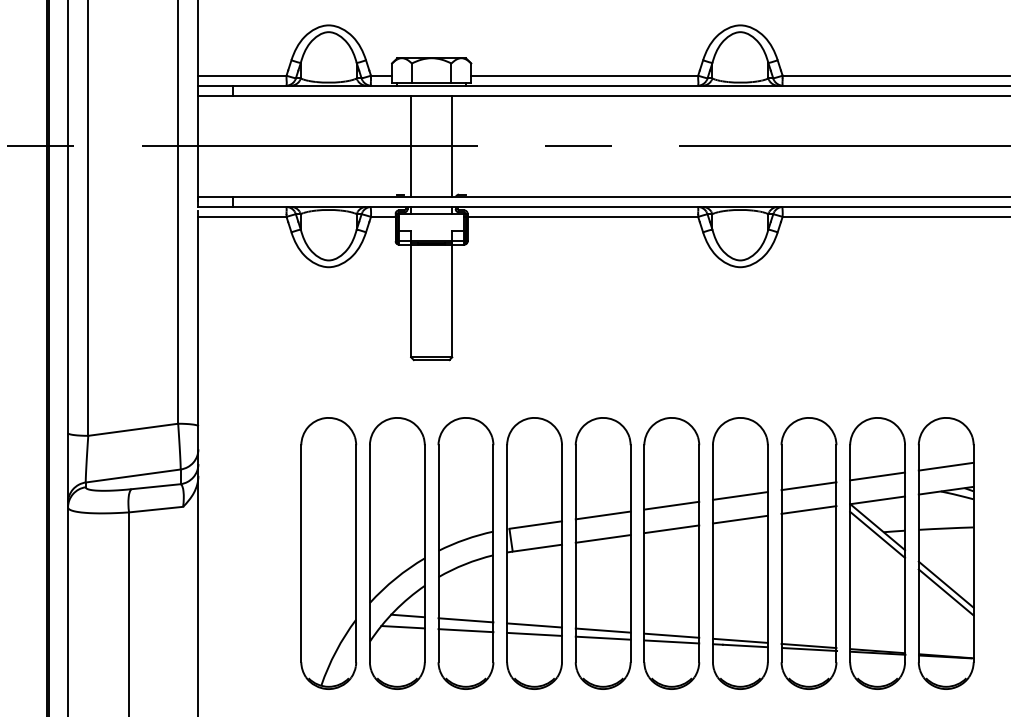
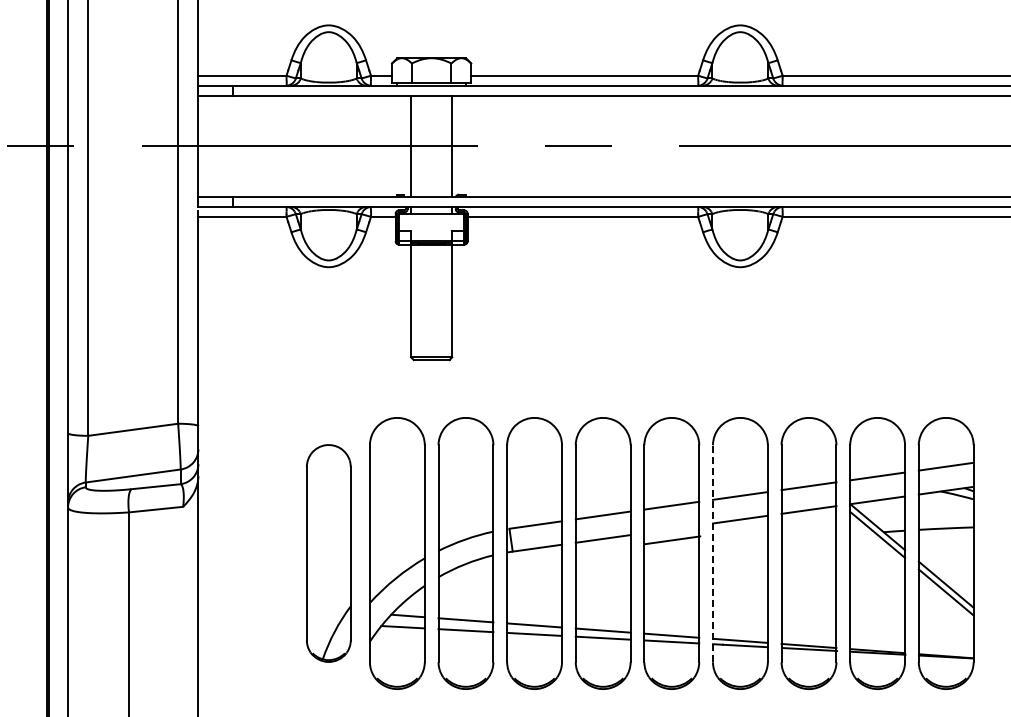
line position: (671, 529) -> (672, 540) (672, 540)
part size: 58x273 px -> 46x219 px (328, 553)
line: solid -> dashed (712, 553)
